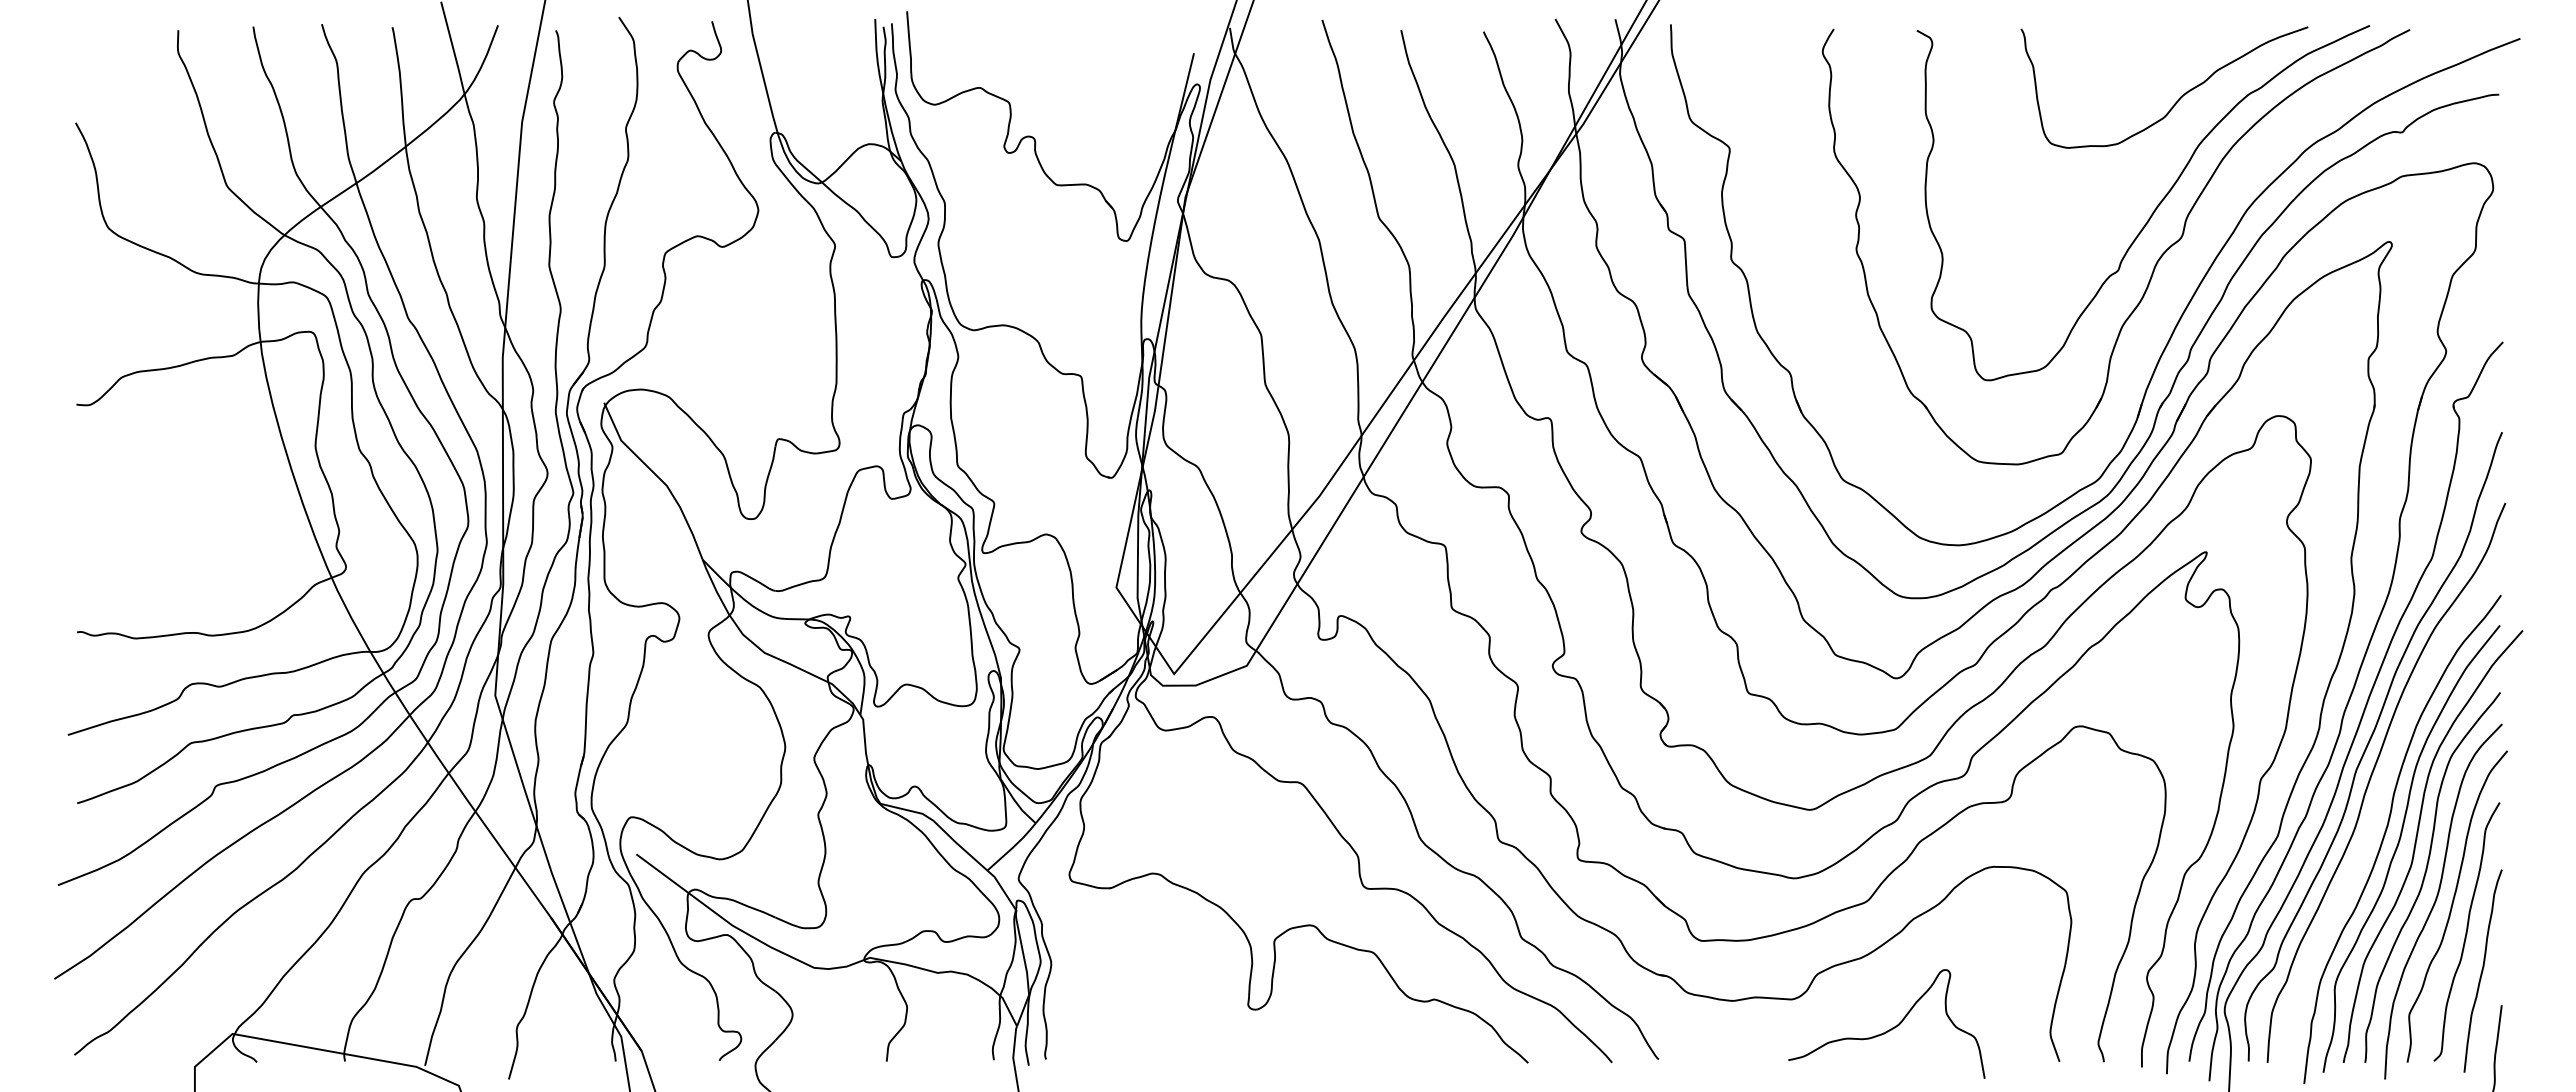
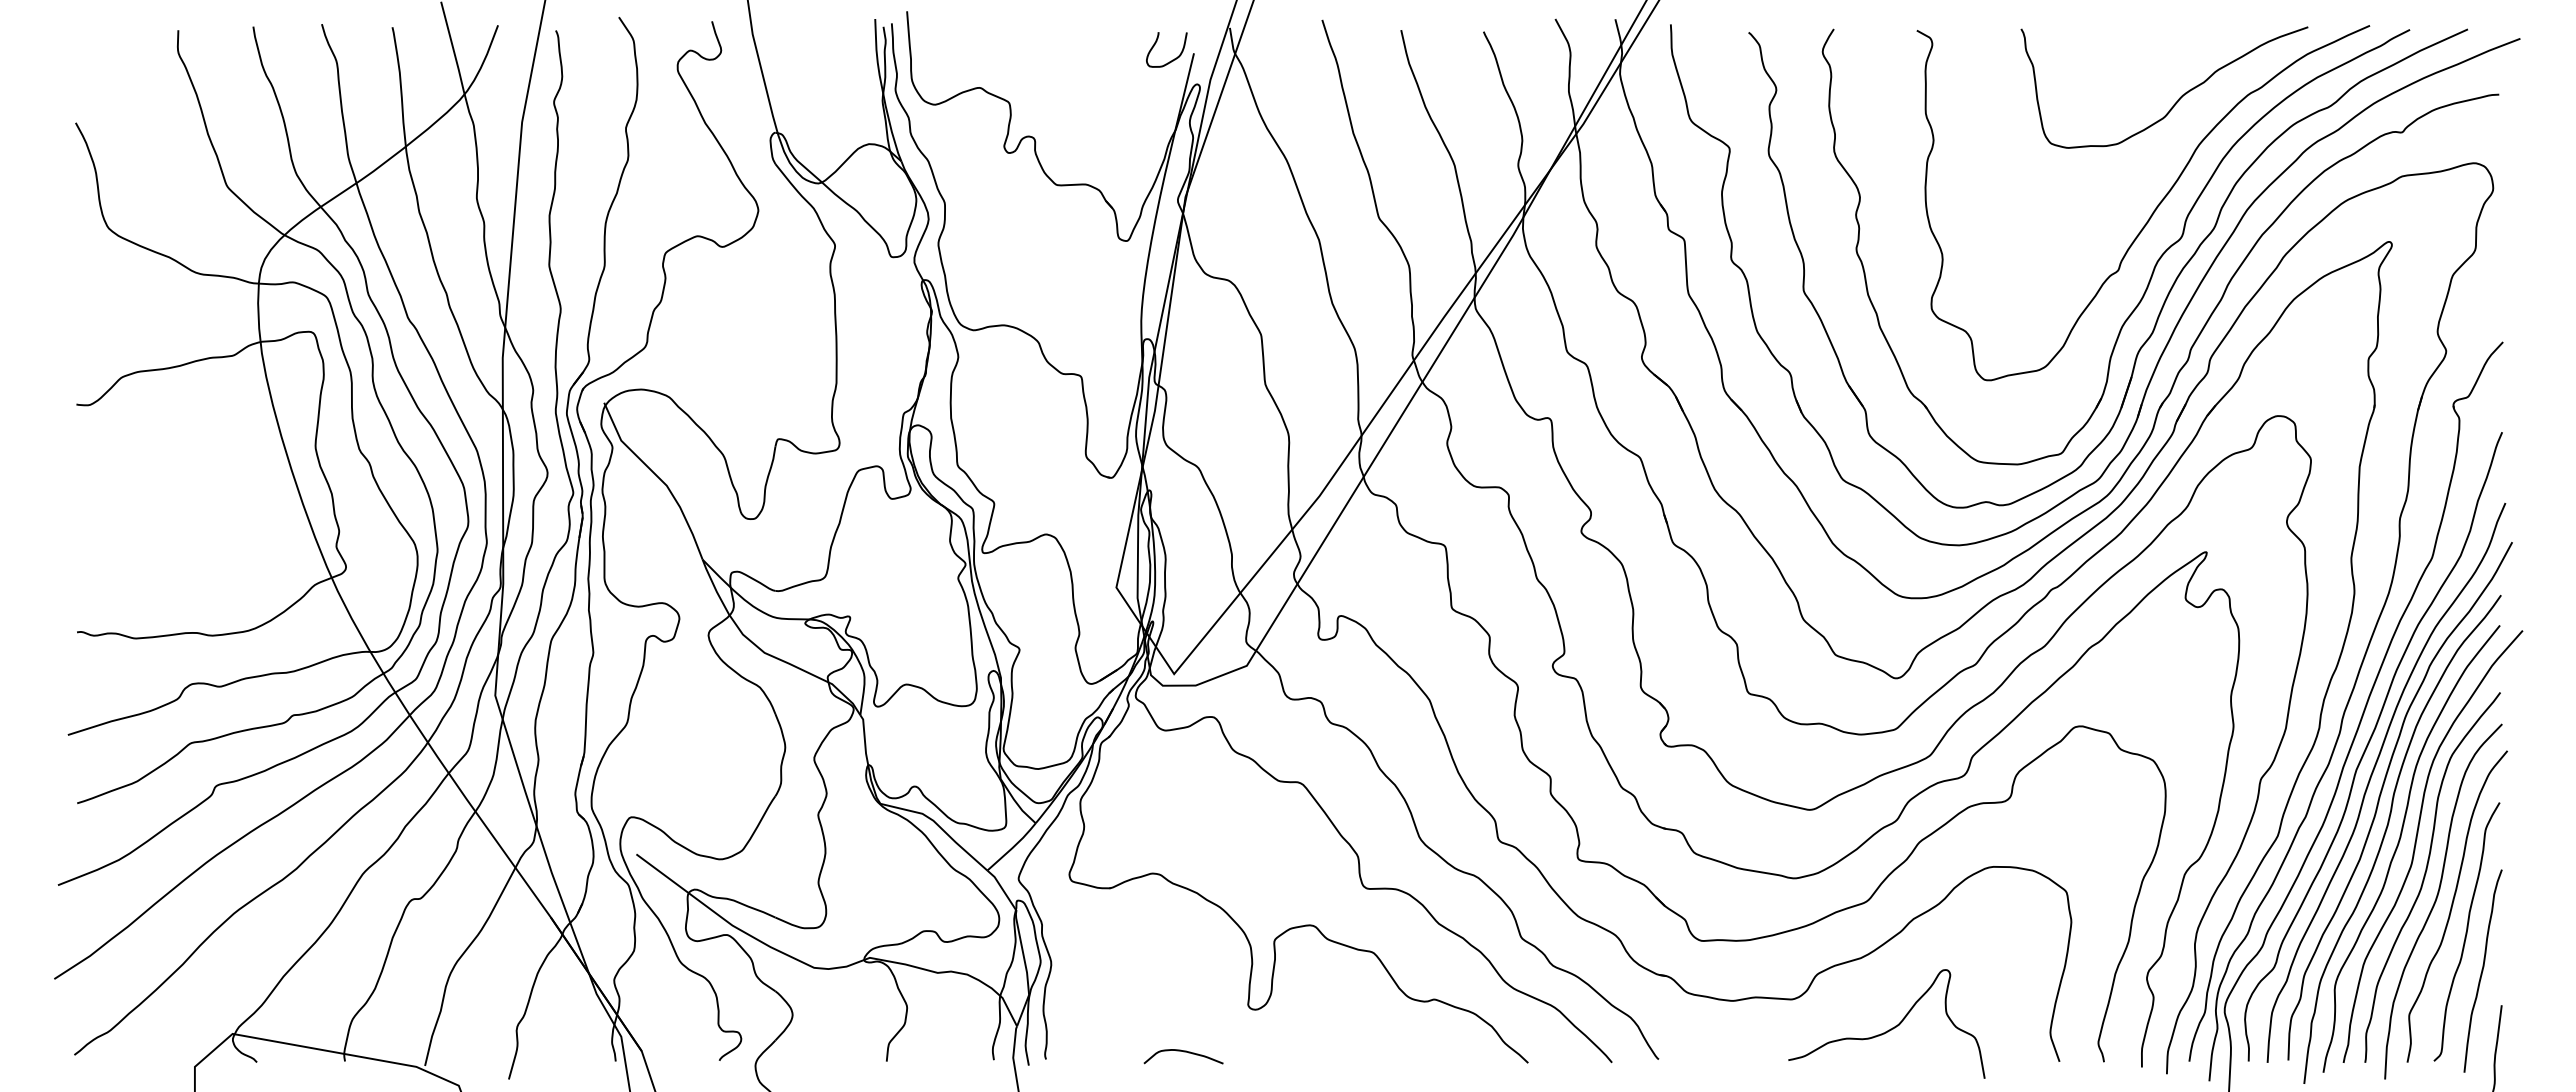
curve: none -> present (1156, 43)
part: none -> present (2167, 293)
curve: none -> present (2380, 798)
curve: none -> present (1183, 1052)
